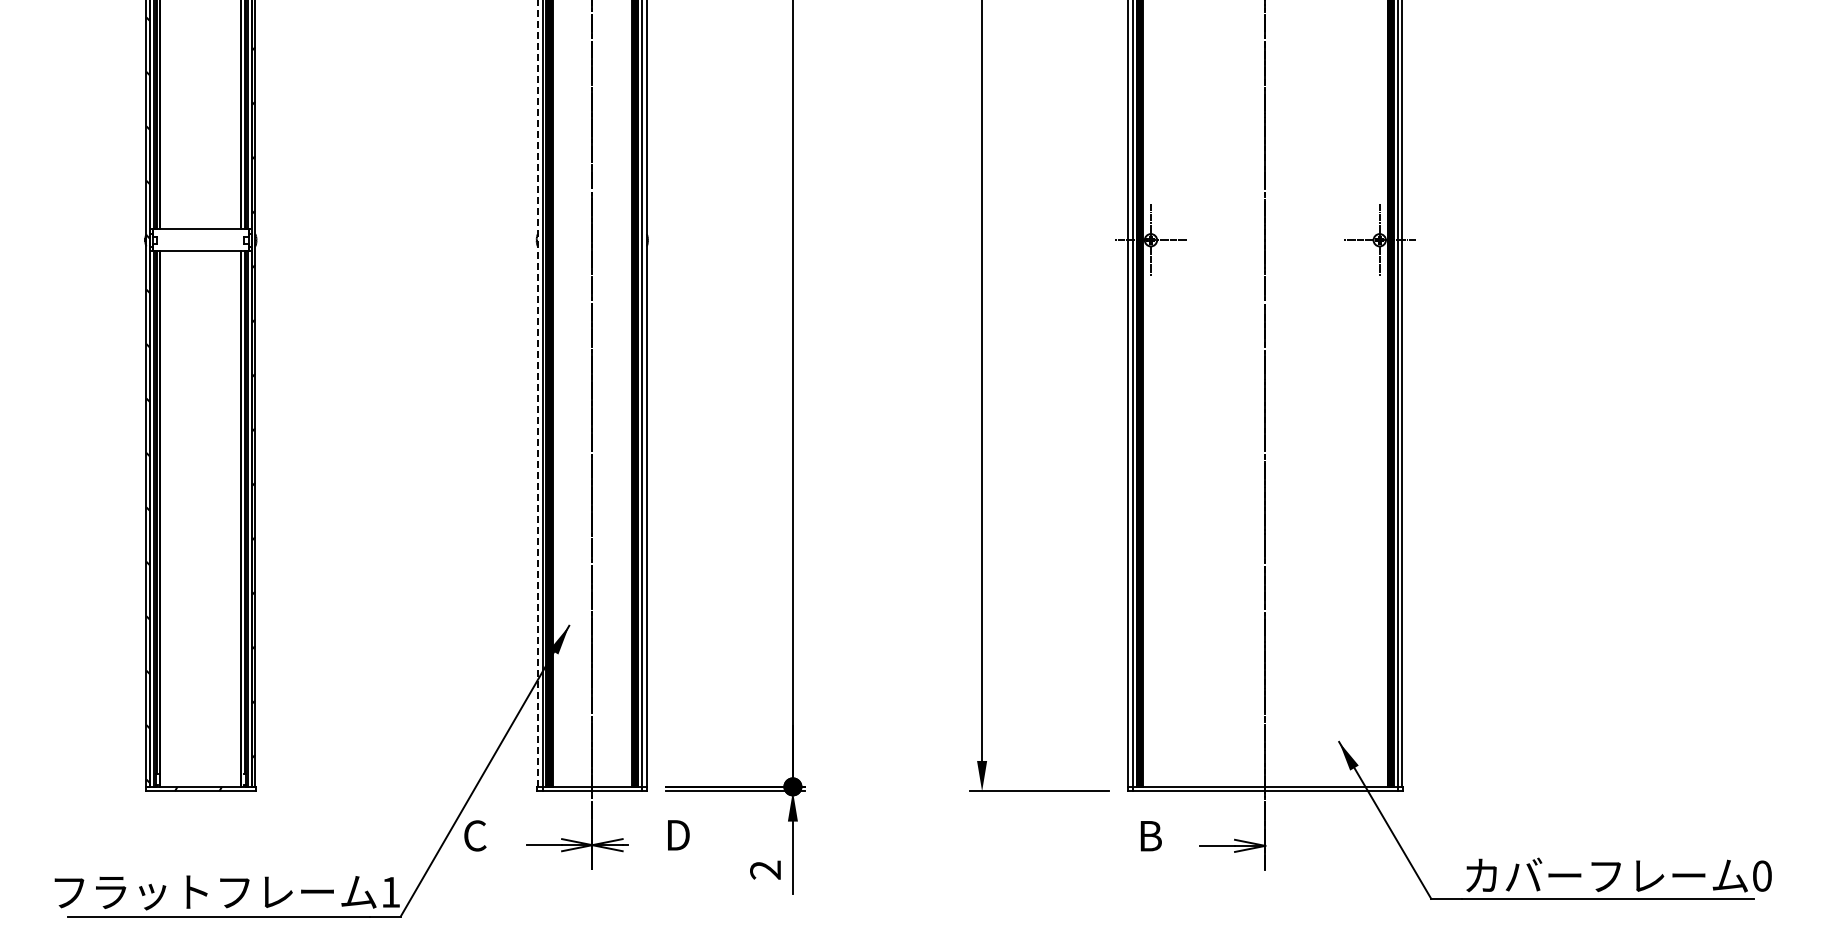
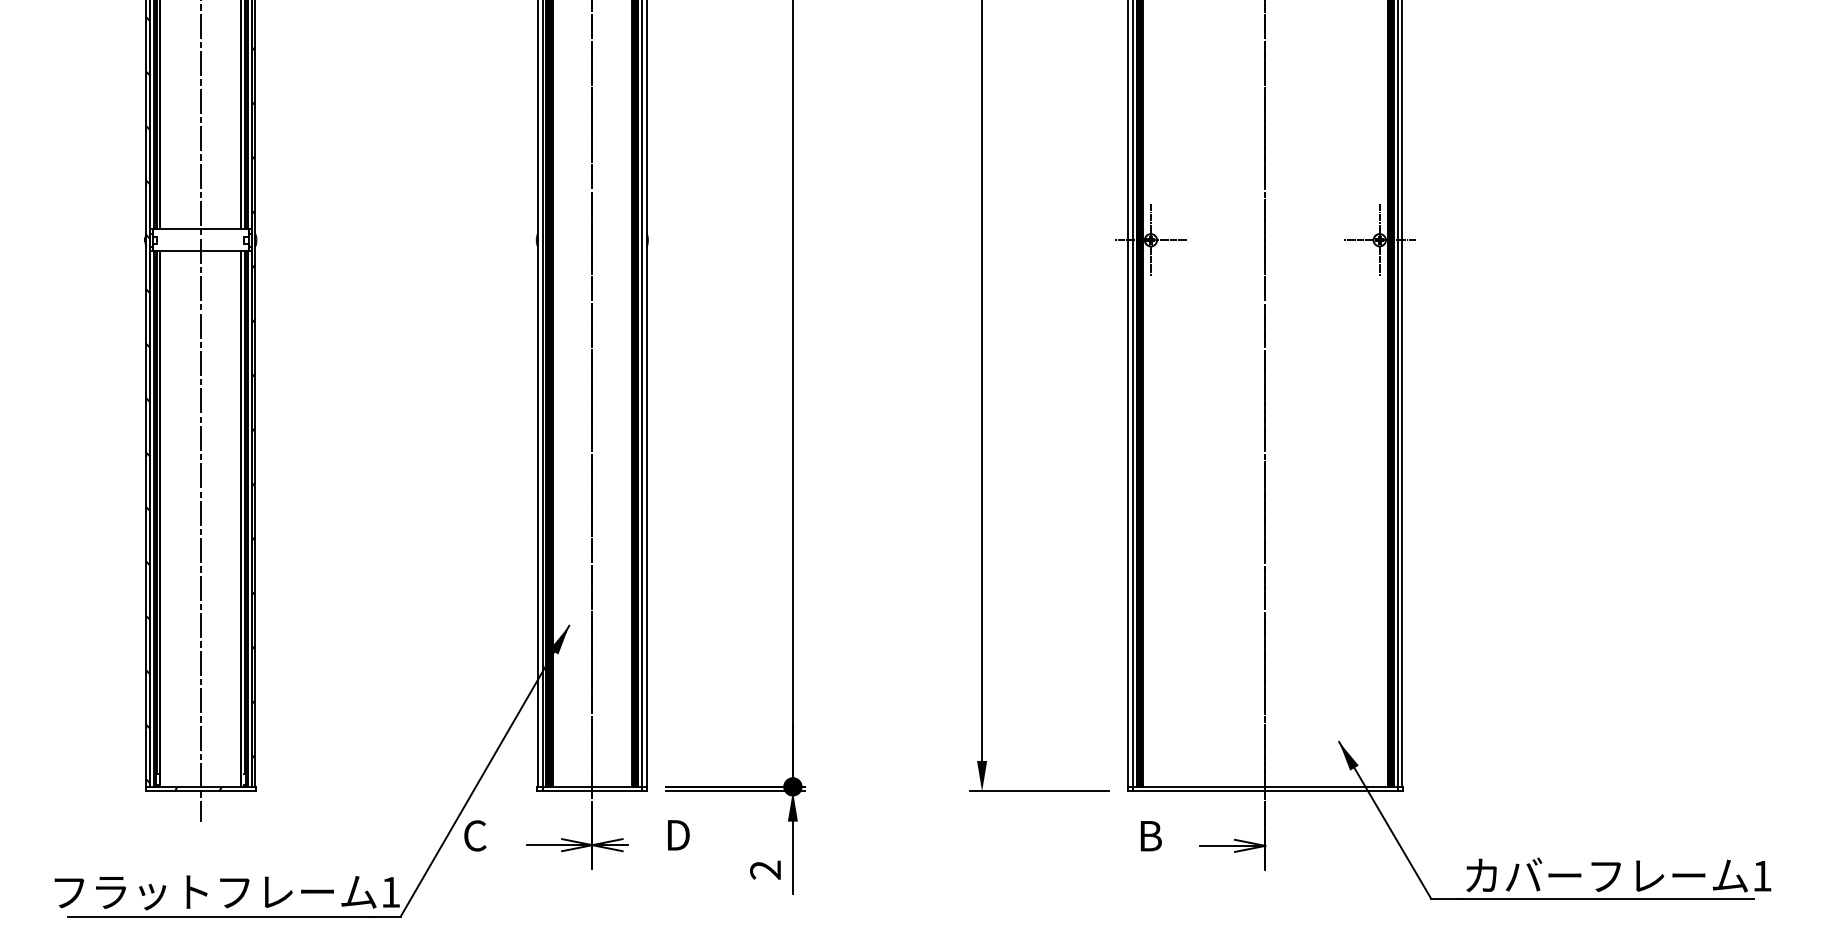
line: dashed -> solid (537, 393)
line: none -> present (200, 411)
text: 0 -> 1 (1762, 875)
